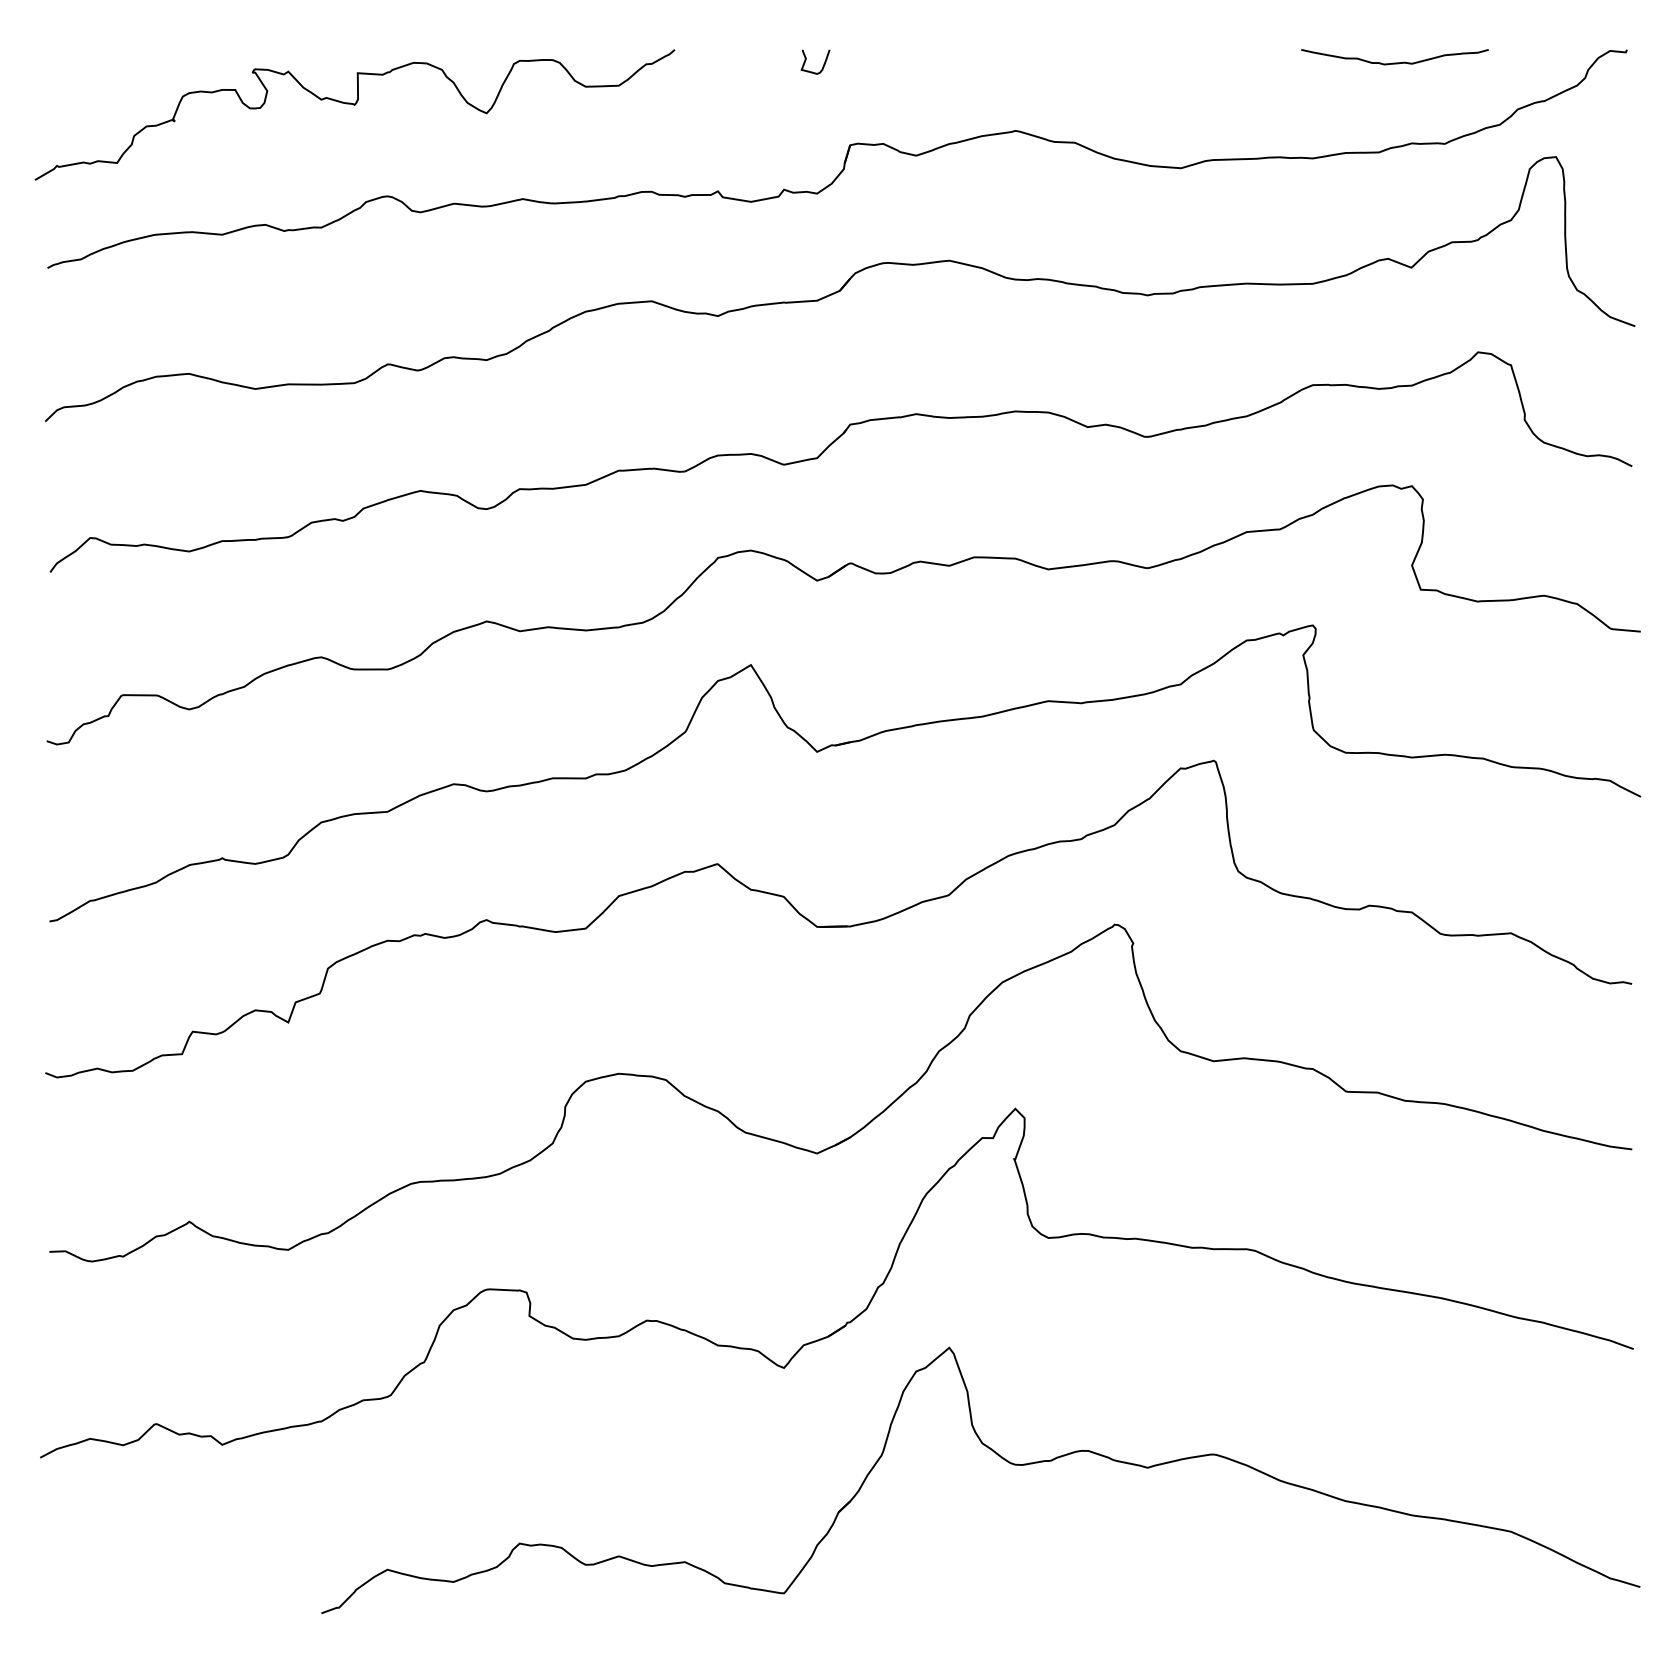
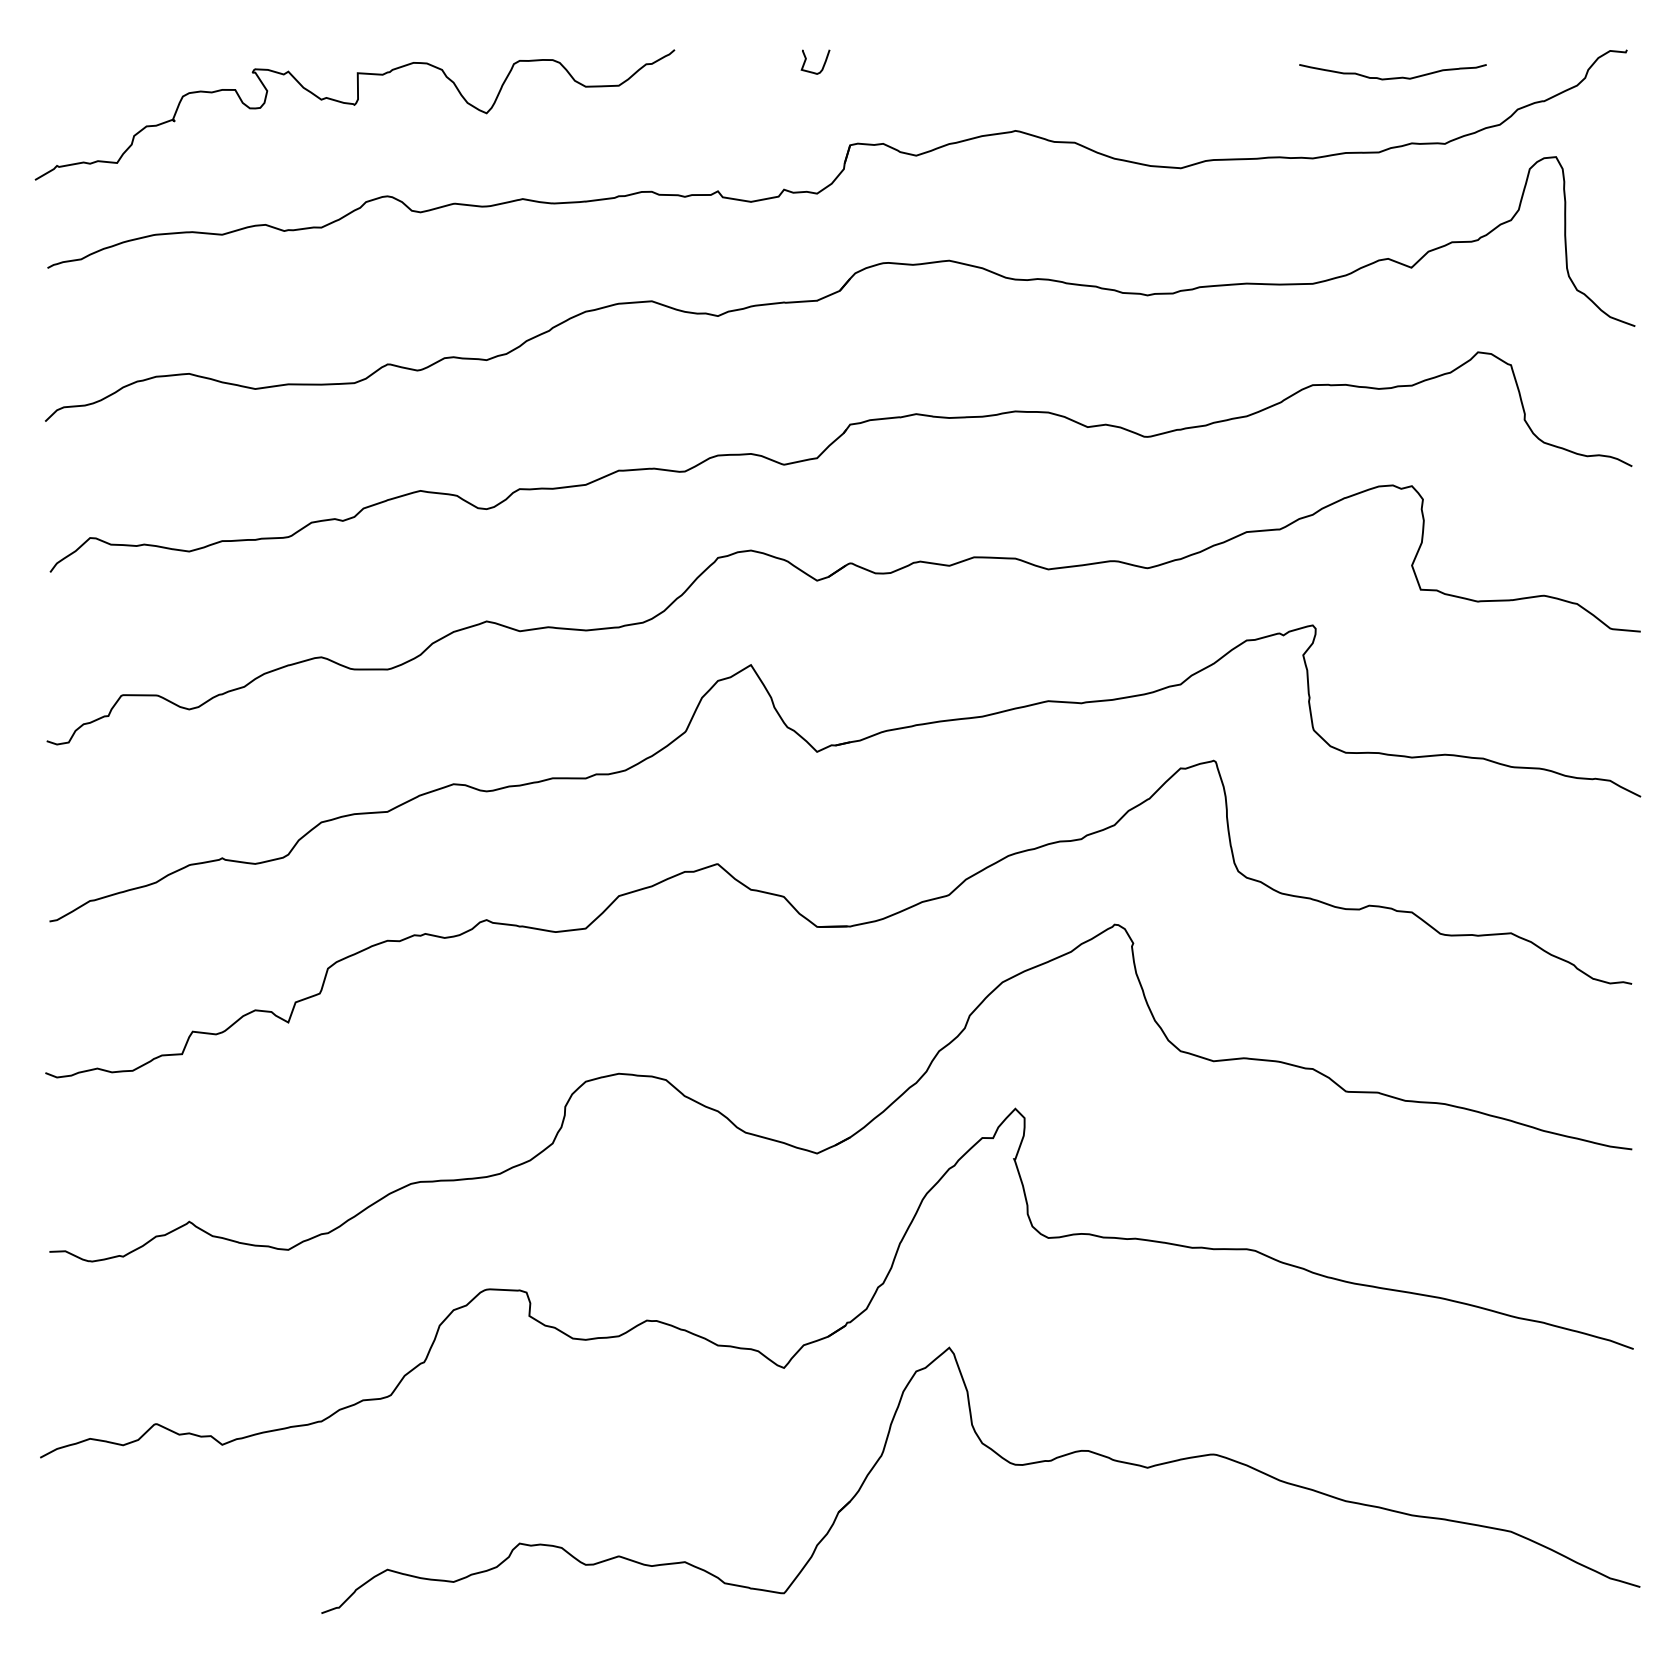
curve position: (1394, 62) -> (1392, 77) (1392, 77)
